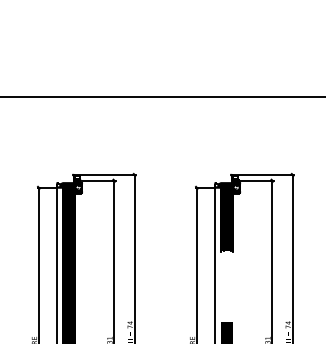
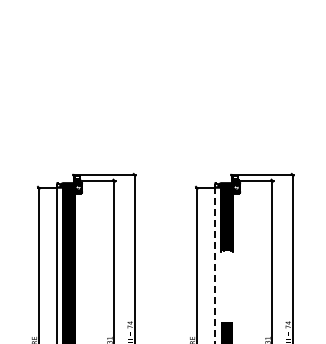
line: present -> none (162, 96)
line: solid -> dashed (214, 266)
